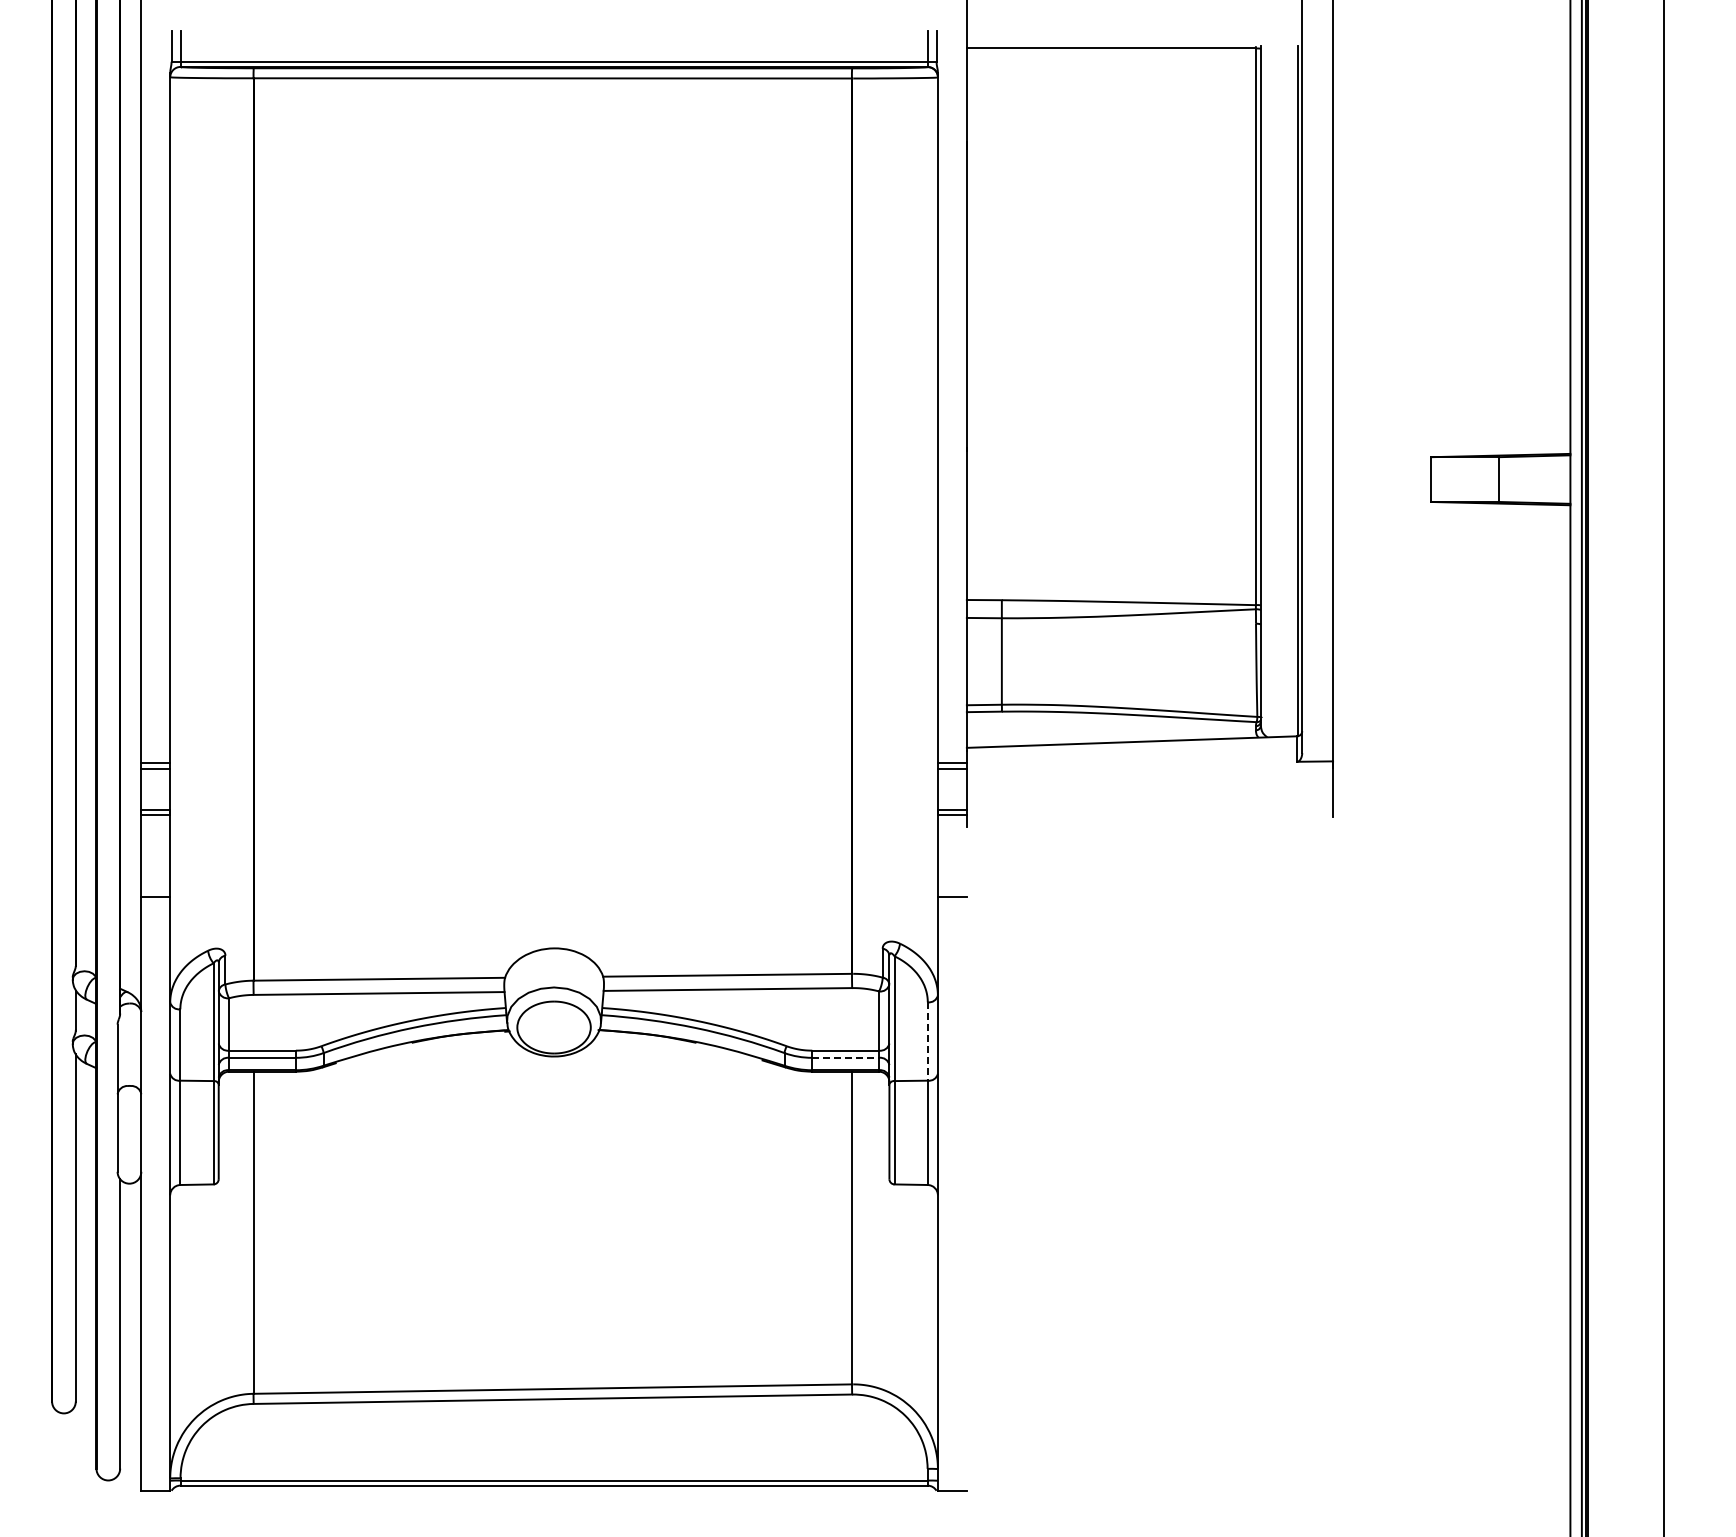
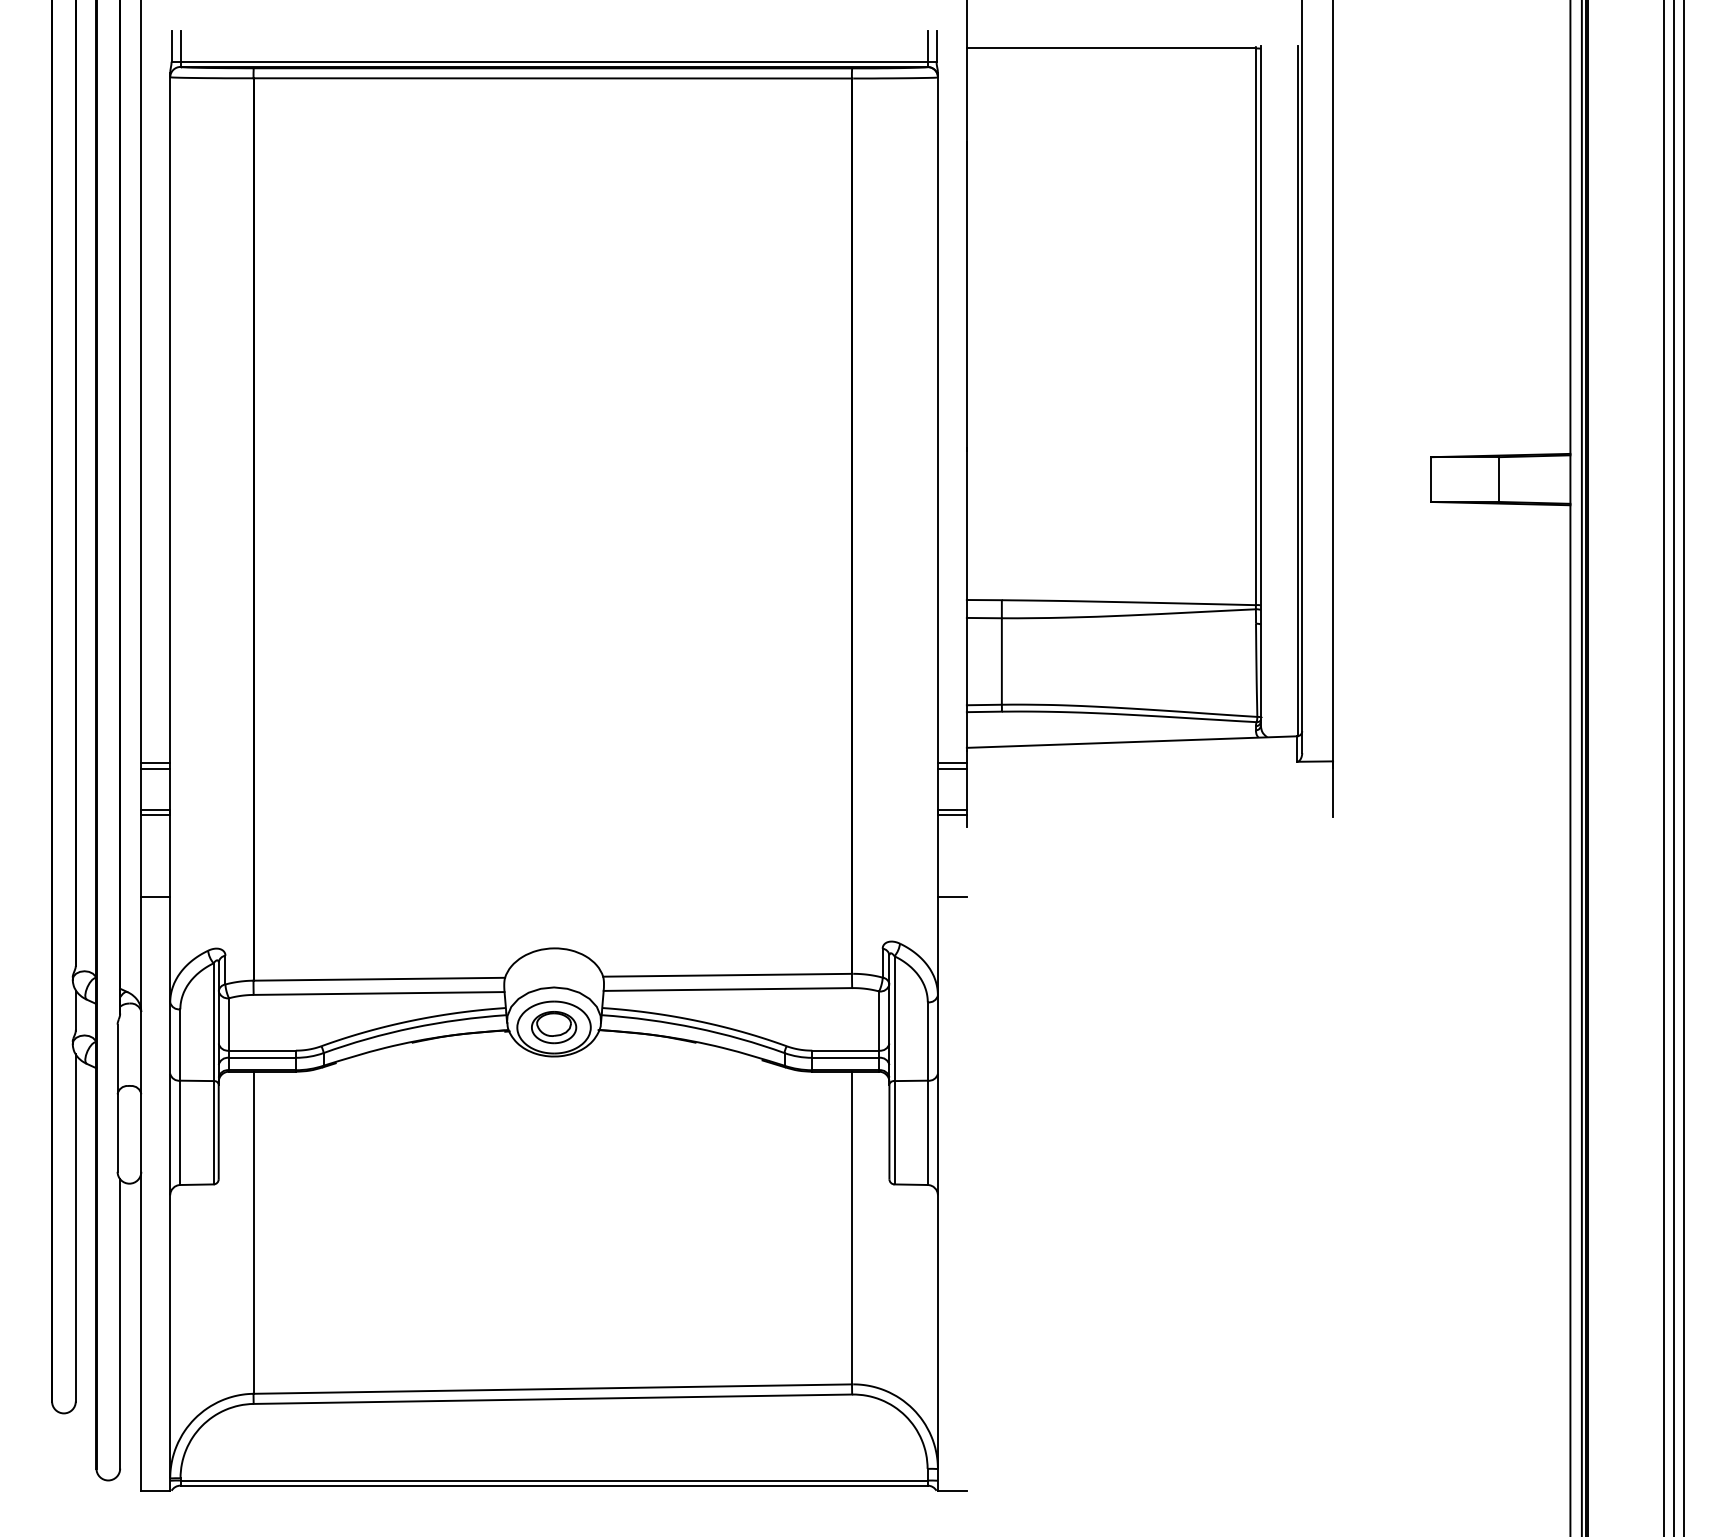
line: none -> present (1674, 767)
line: none -> present (1683, 767)
part: none -> present (554, 1027)
line: dashed -> solid (927, 1041)
line: dashed -> solid (846, 1057)
